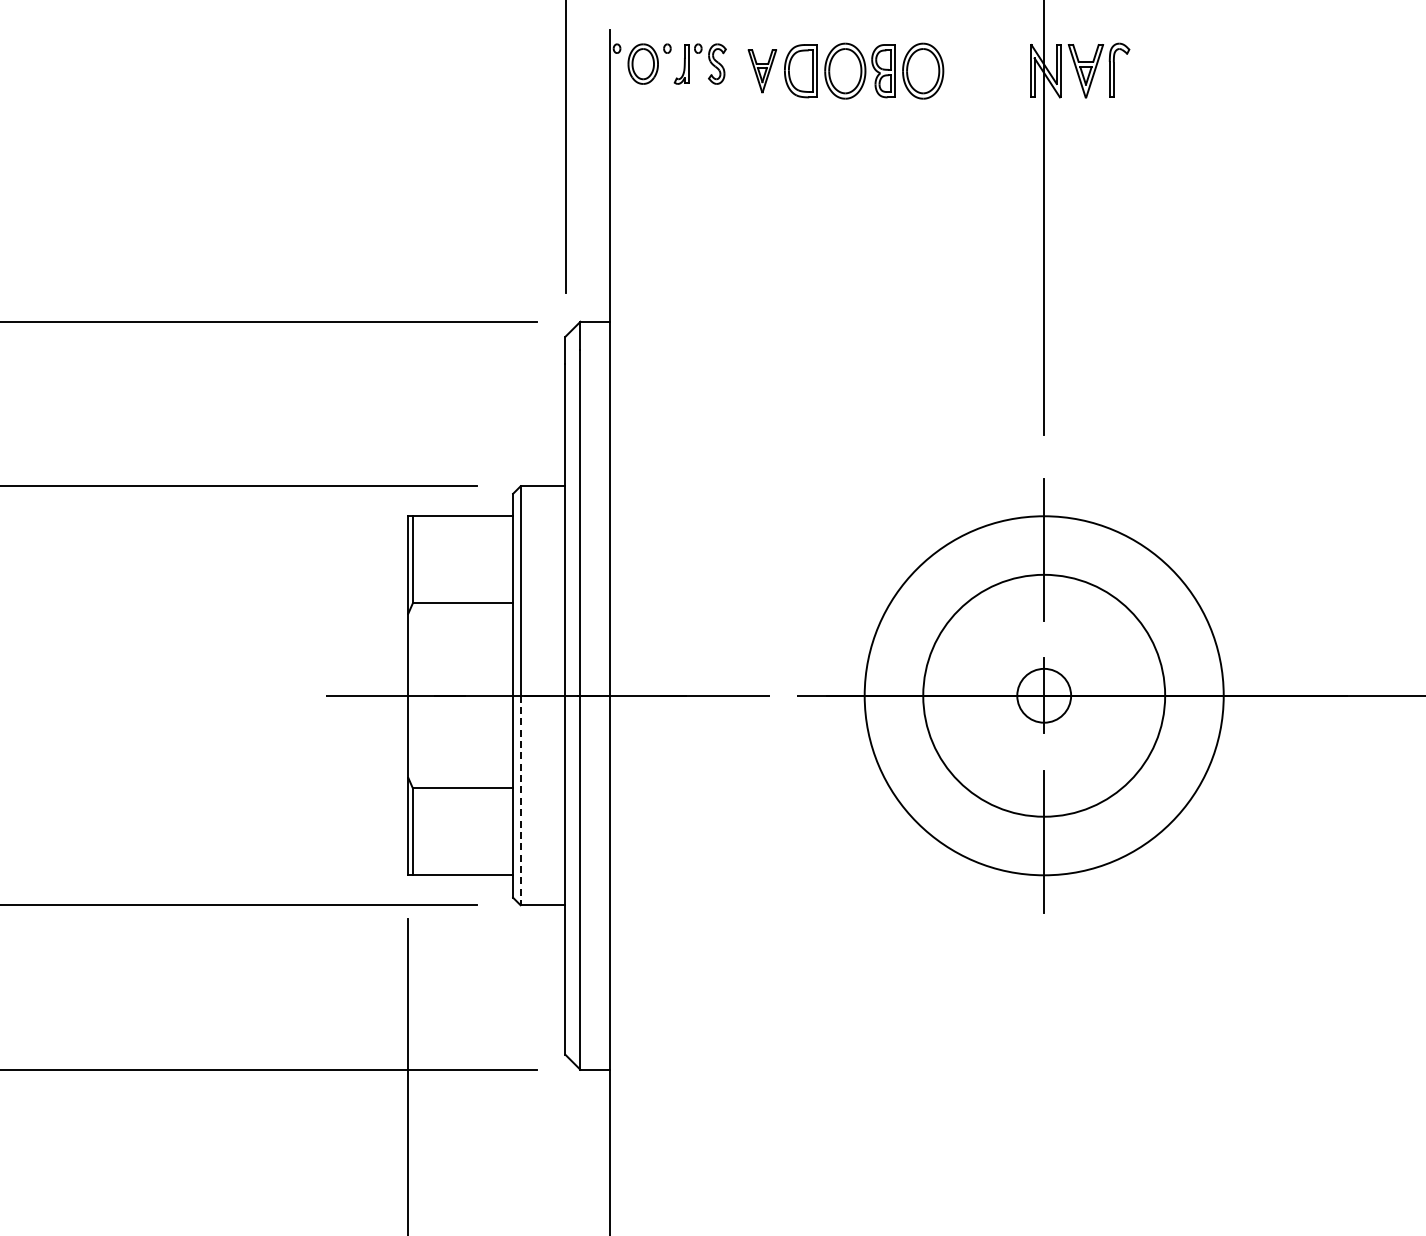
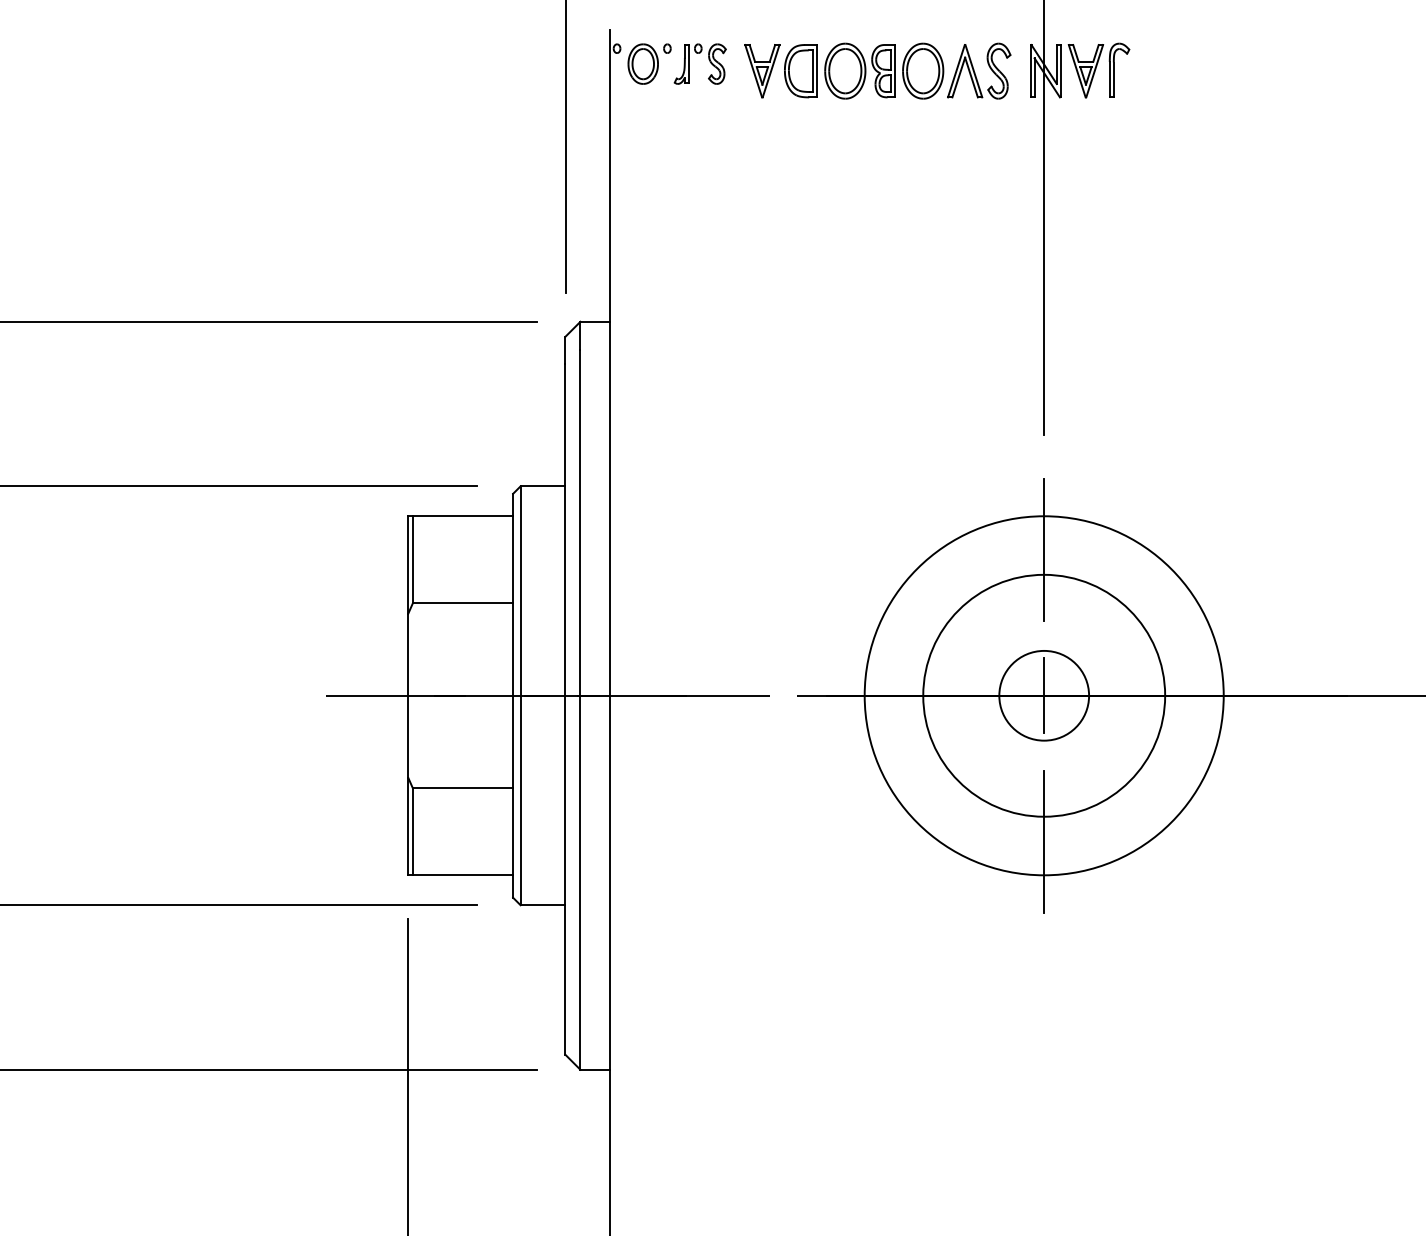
part: none -> present (979, 70)
part size: 30x45 px -> 37x55 px (762, 71)
circle diameter: 54 px -> 90 px (1044, 695)
line: dashed -> solid (520, 800)
